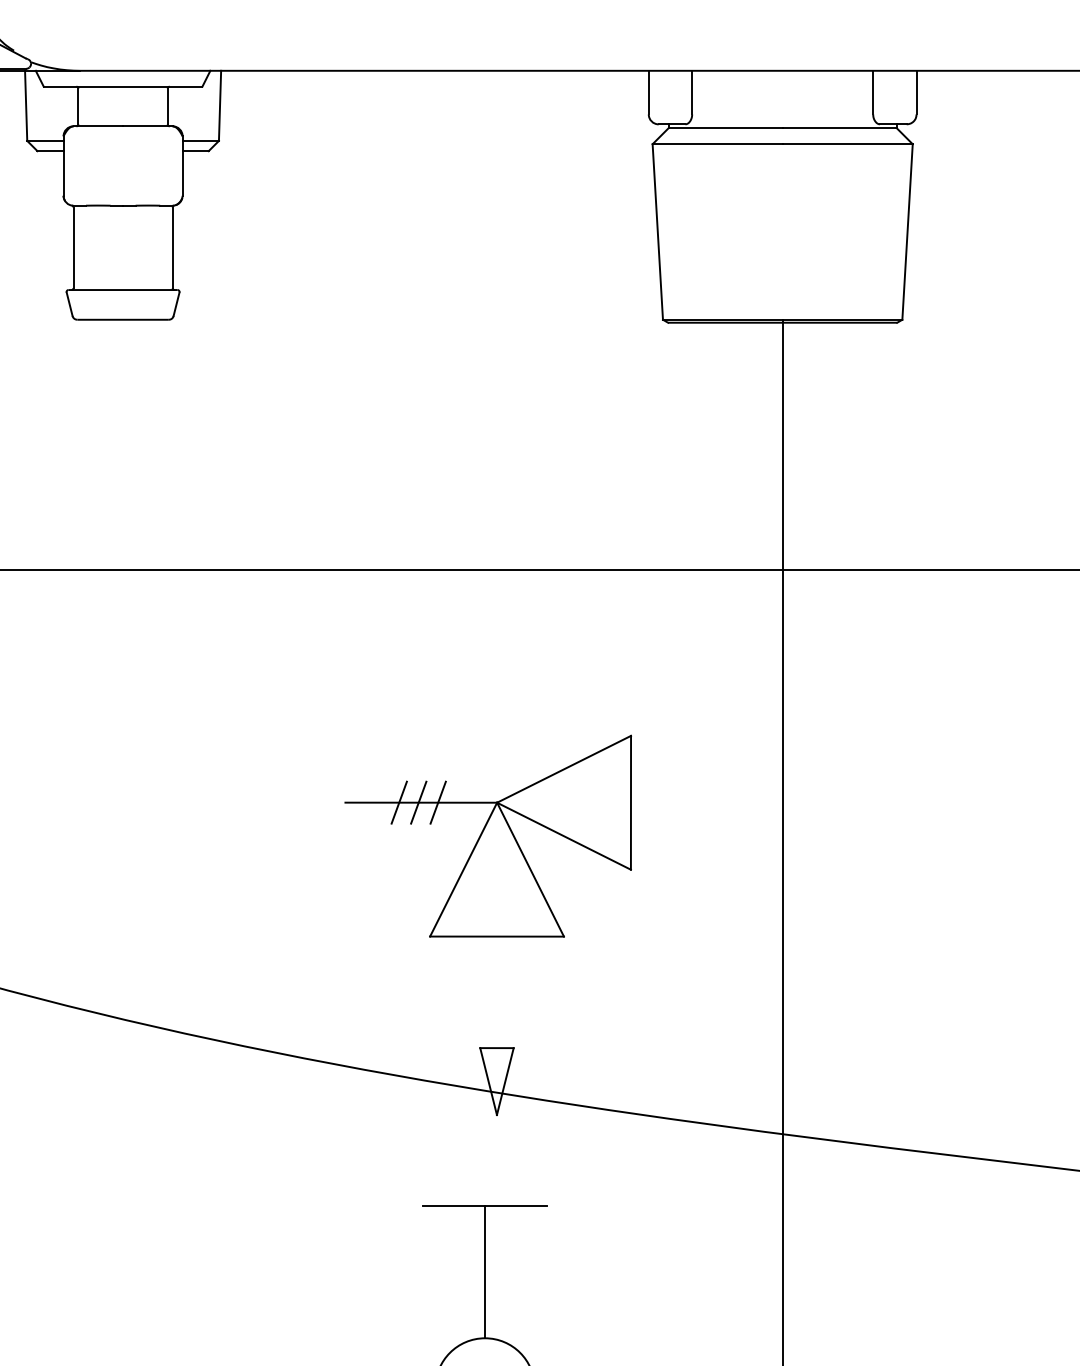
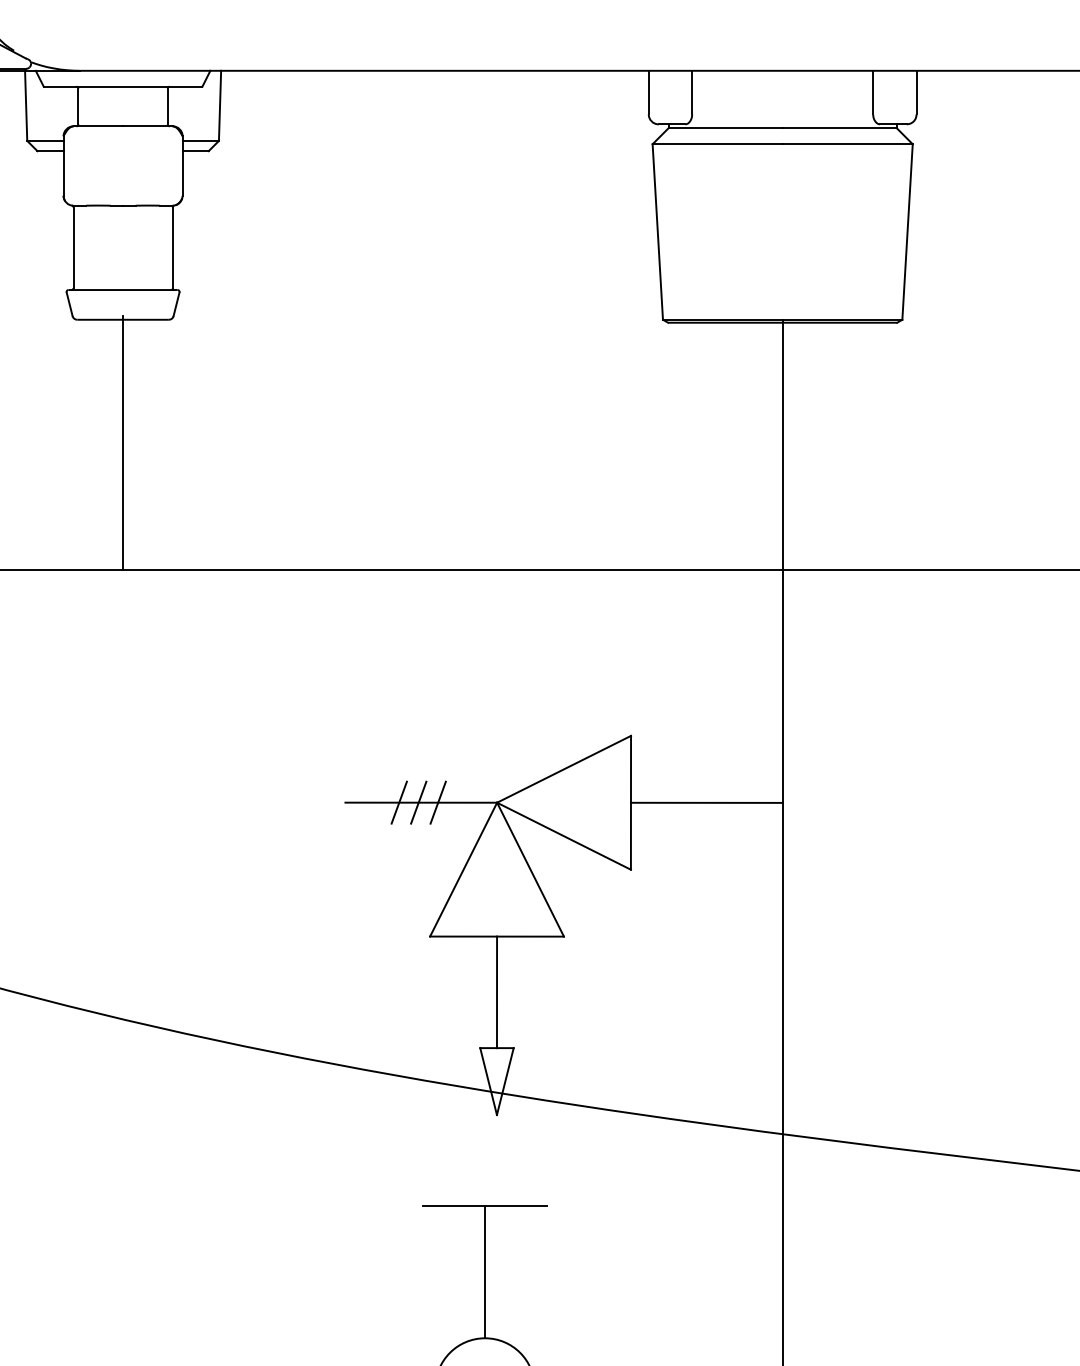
line: none -> present (123, 442)
line: none -> present (706, 802)
line: none -> present (496, 992)
